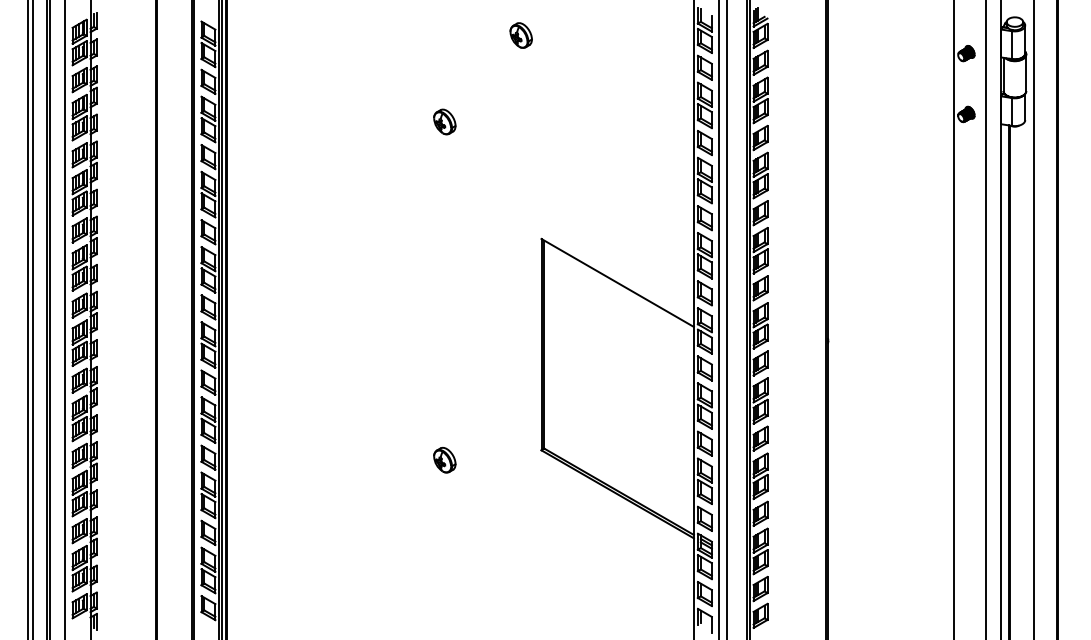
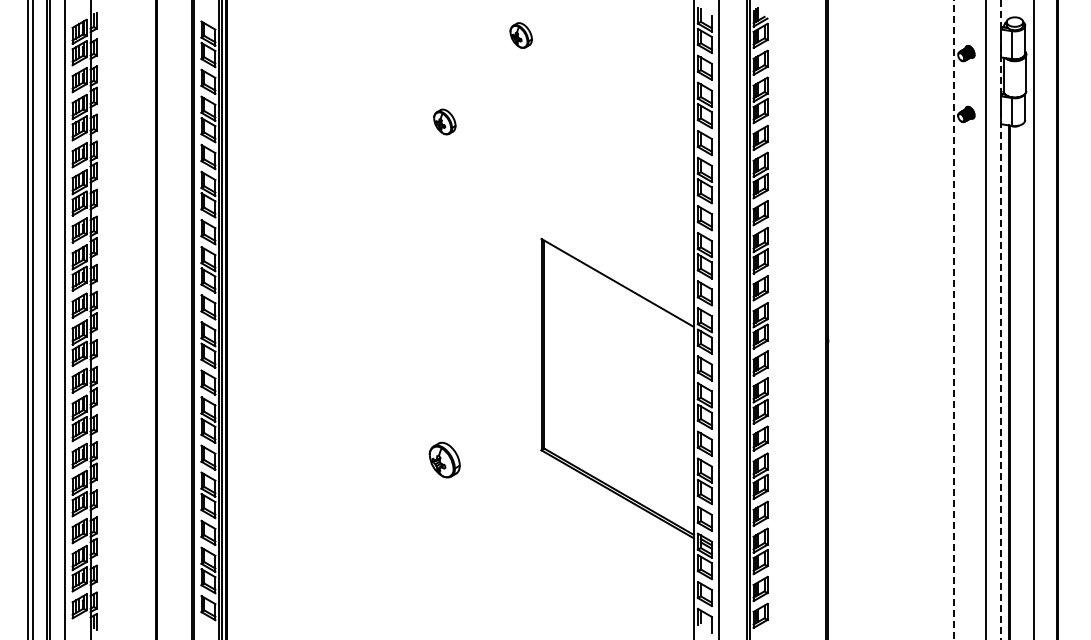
line: present -> none (727, 319)
line: solid -> dashed (1000, 319)
line: solid -> dashed (953, 320)
part size: 24x27 px -> 33x38 px (444, 459)
